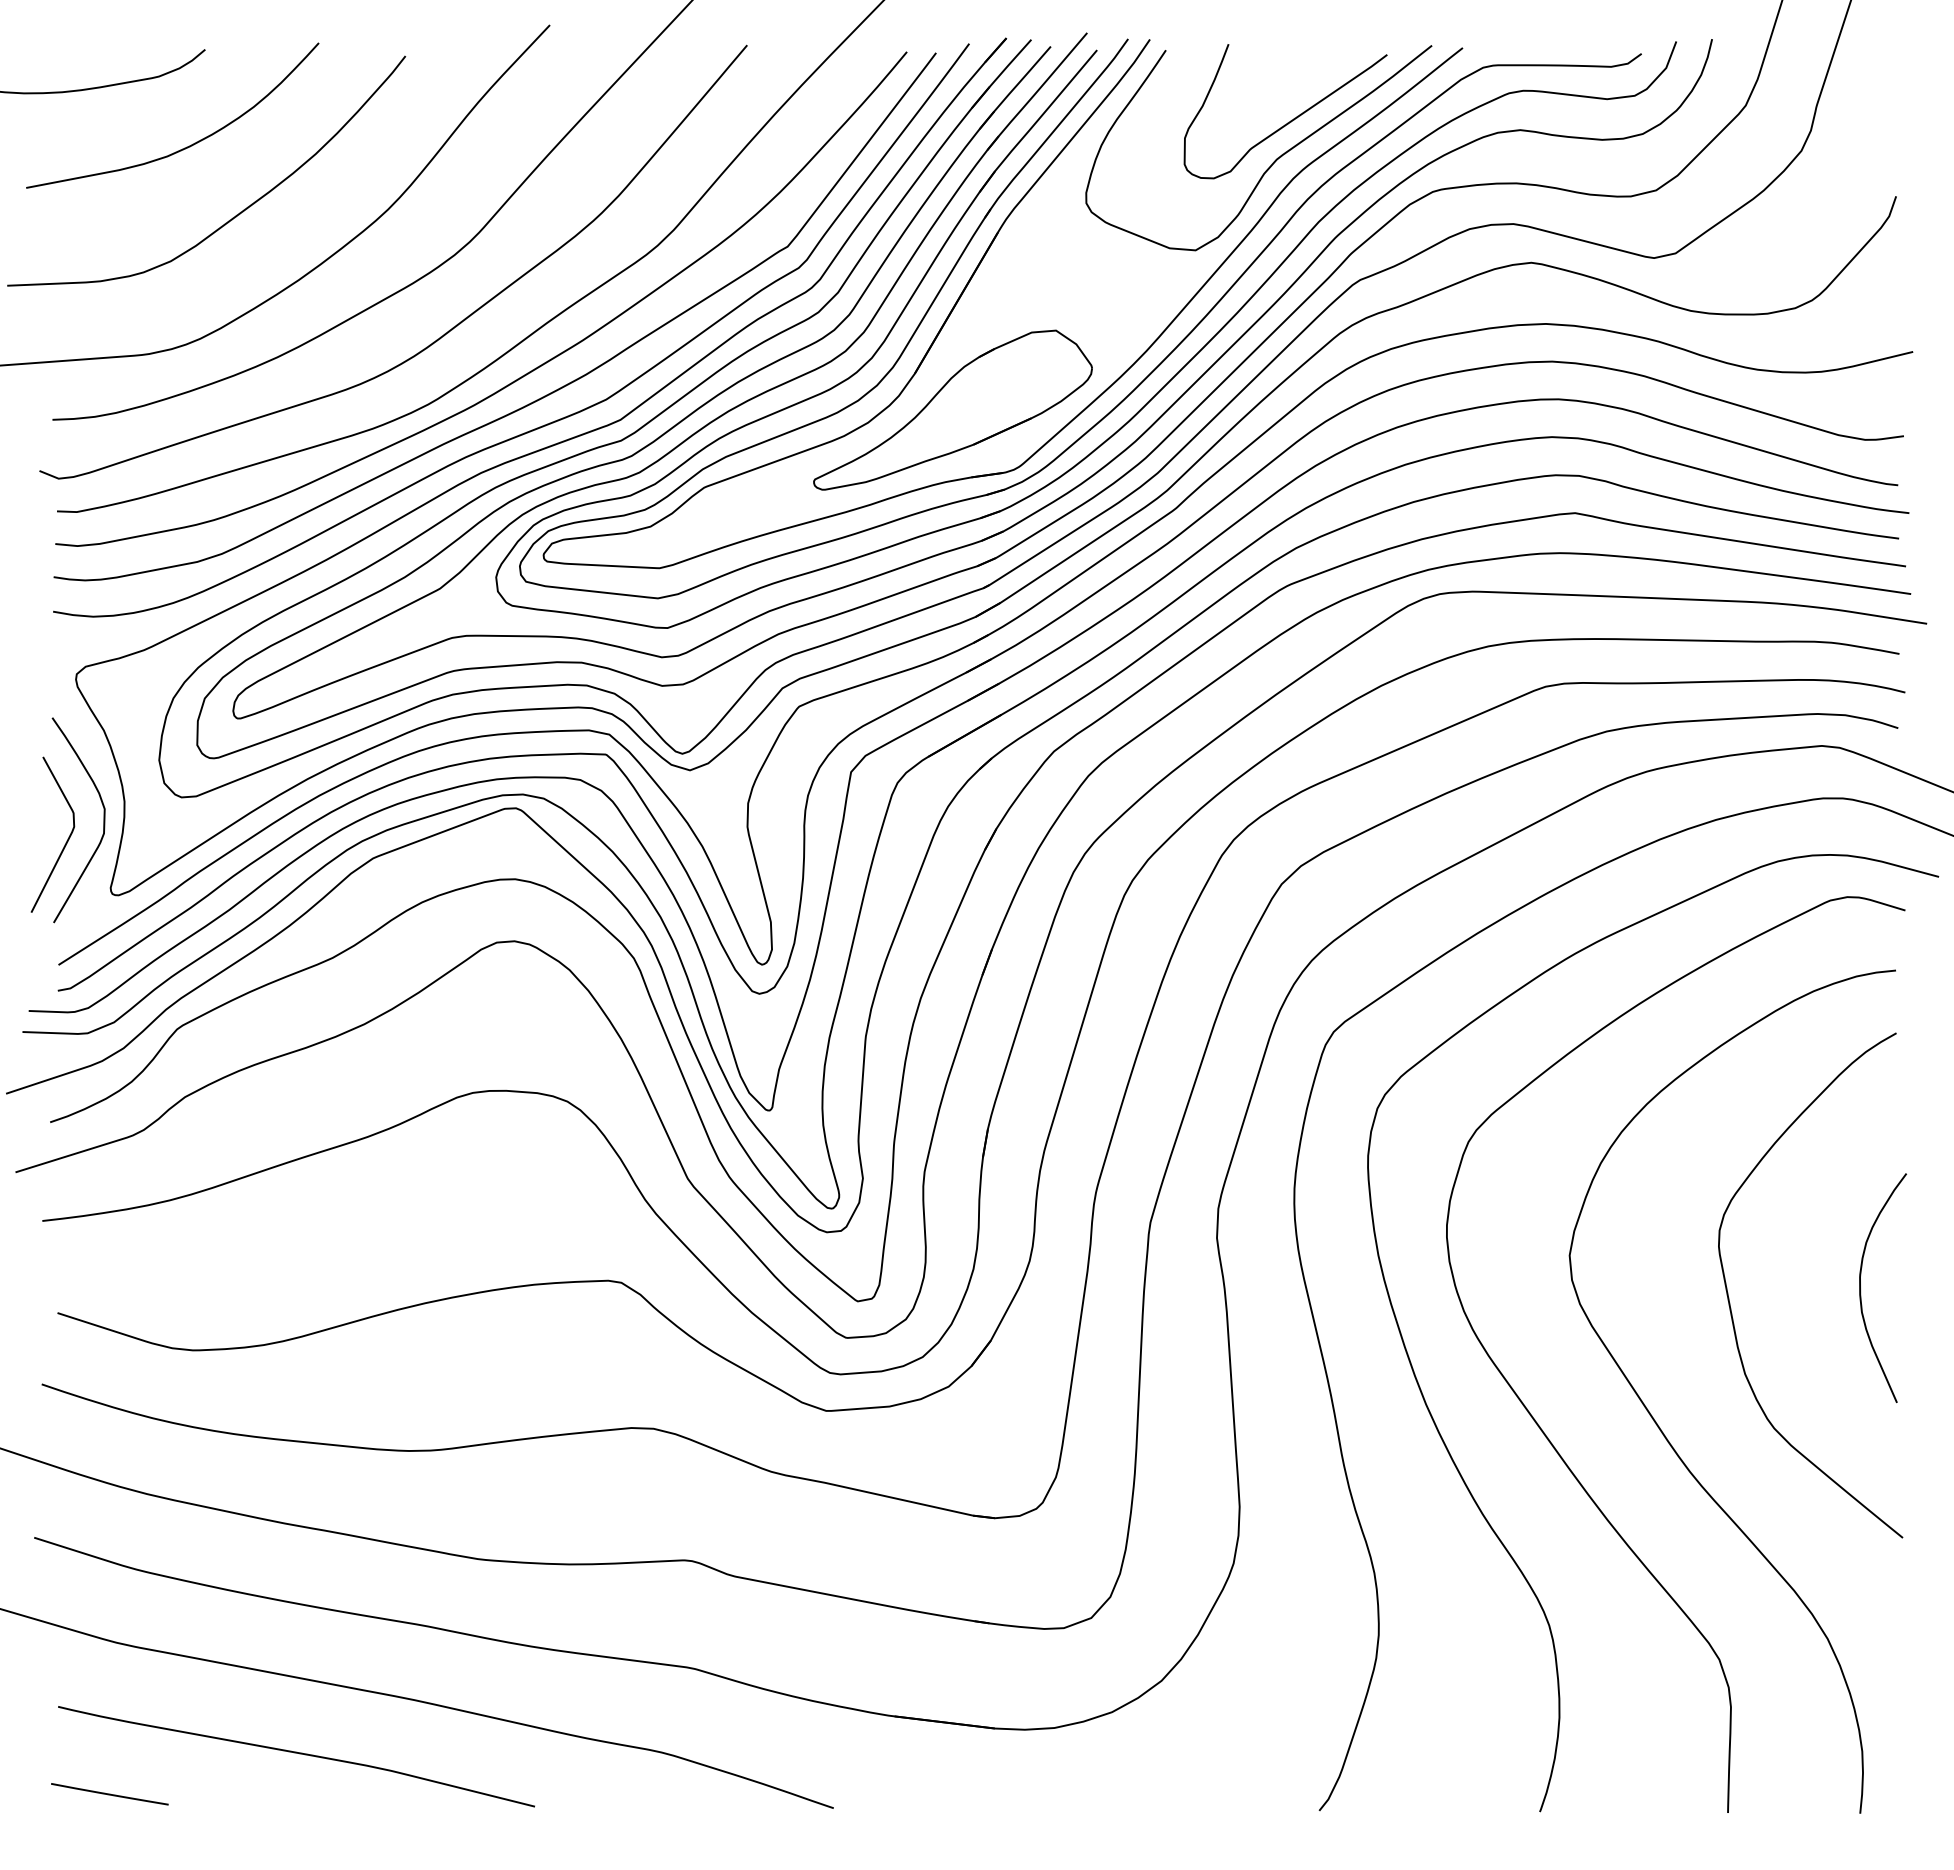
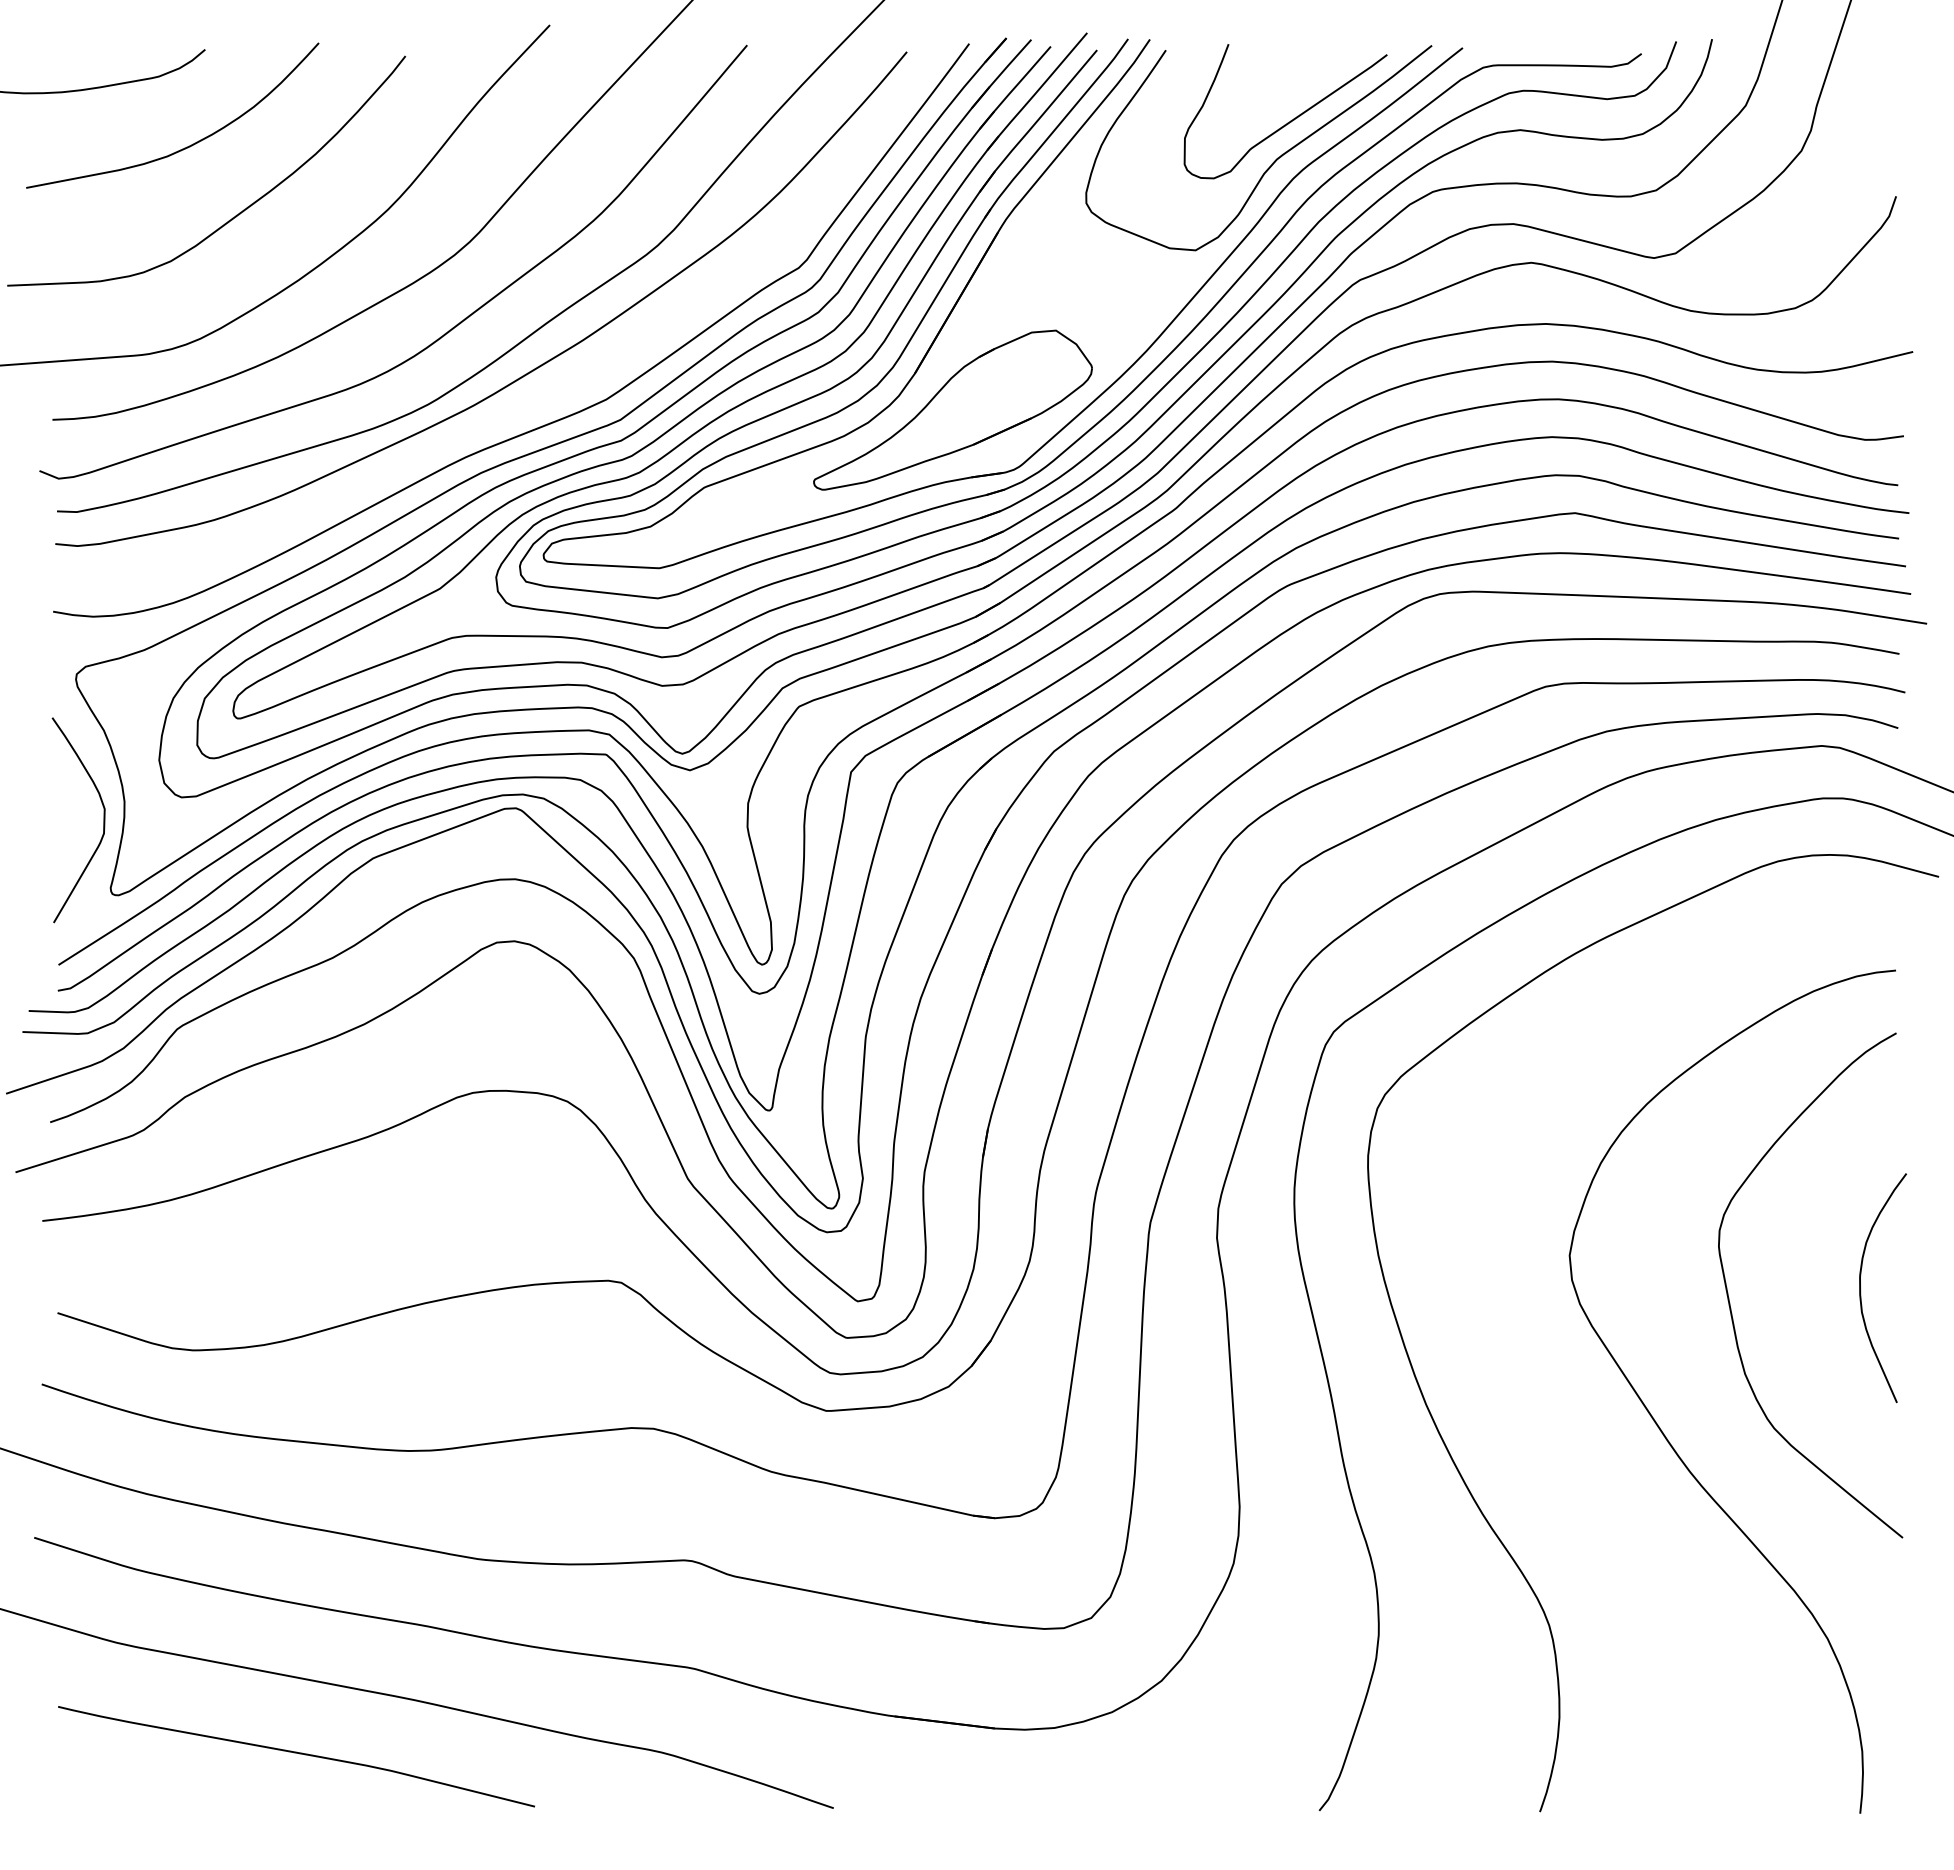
curve: present -> none (536, 399)
curve: present -> none (66, 840)
curve: present -> none (1553, 1444)
line: present -> none (109, 1794)
